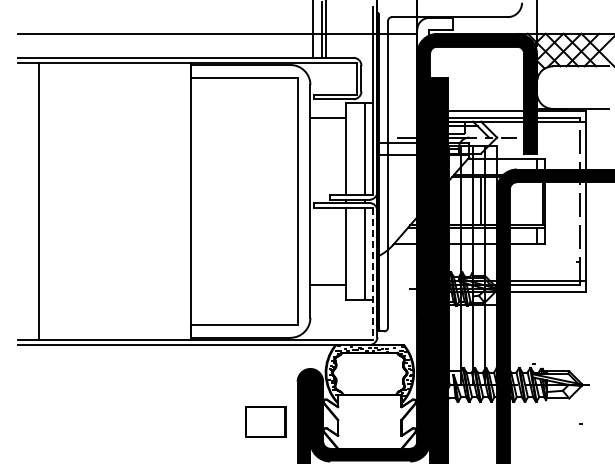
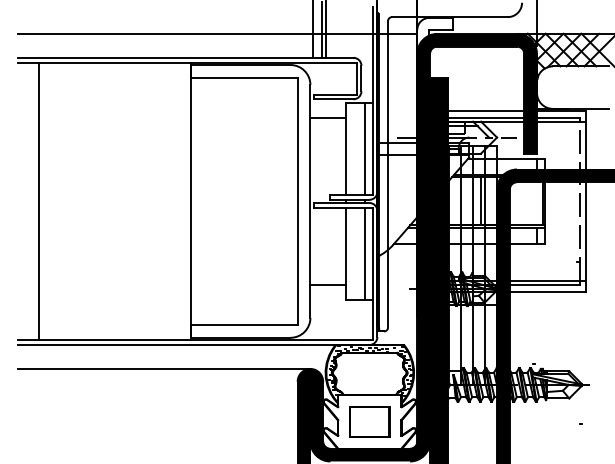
line: dashed -> solid (372, 274)
line: none -> present (164, 368)
part position: (265, 421) -> (369, 421) (369, 421)
